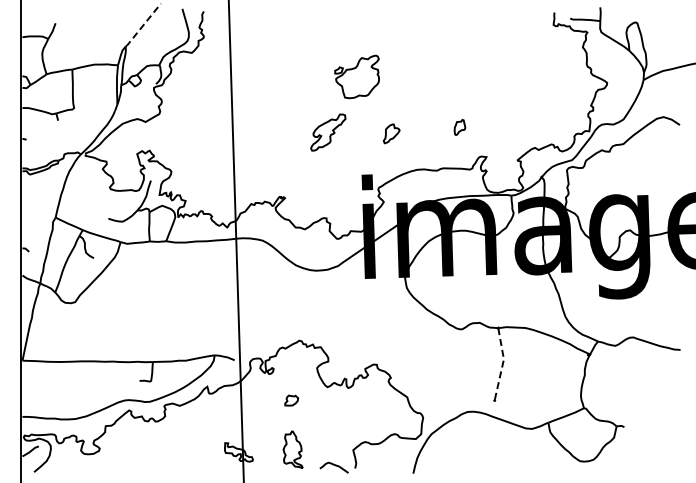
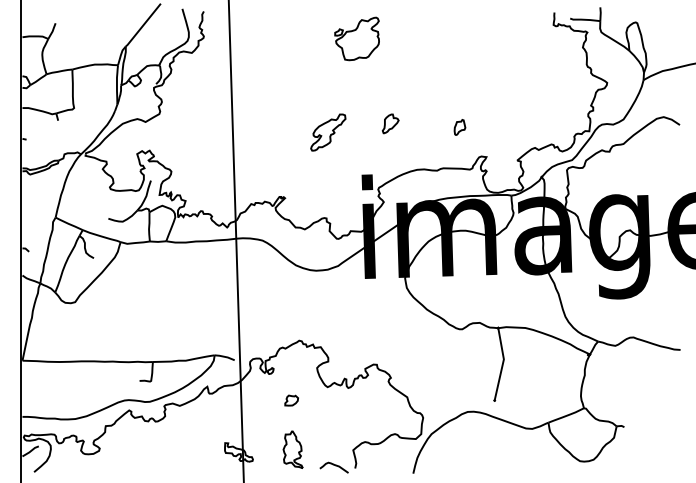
line: dashed -> solid (142, 25)
part position: (356, 76) -> (356, 38) (356, 38)
part position: (391, 133) -> (390, 123) (390, 123)
line: dashed -> solid (502, 364)
